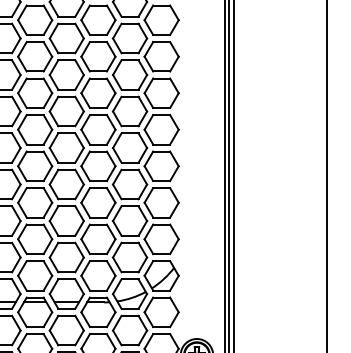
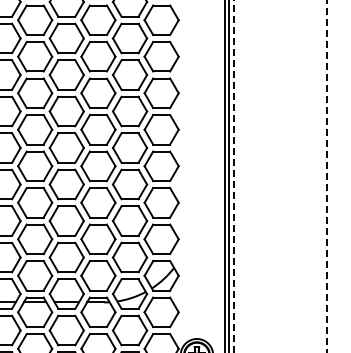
line: solid -> dashed (234, 176)
line: solid -> dashed (326, 176)
